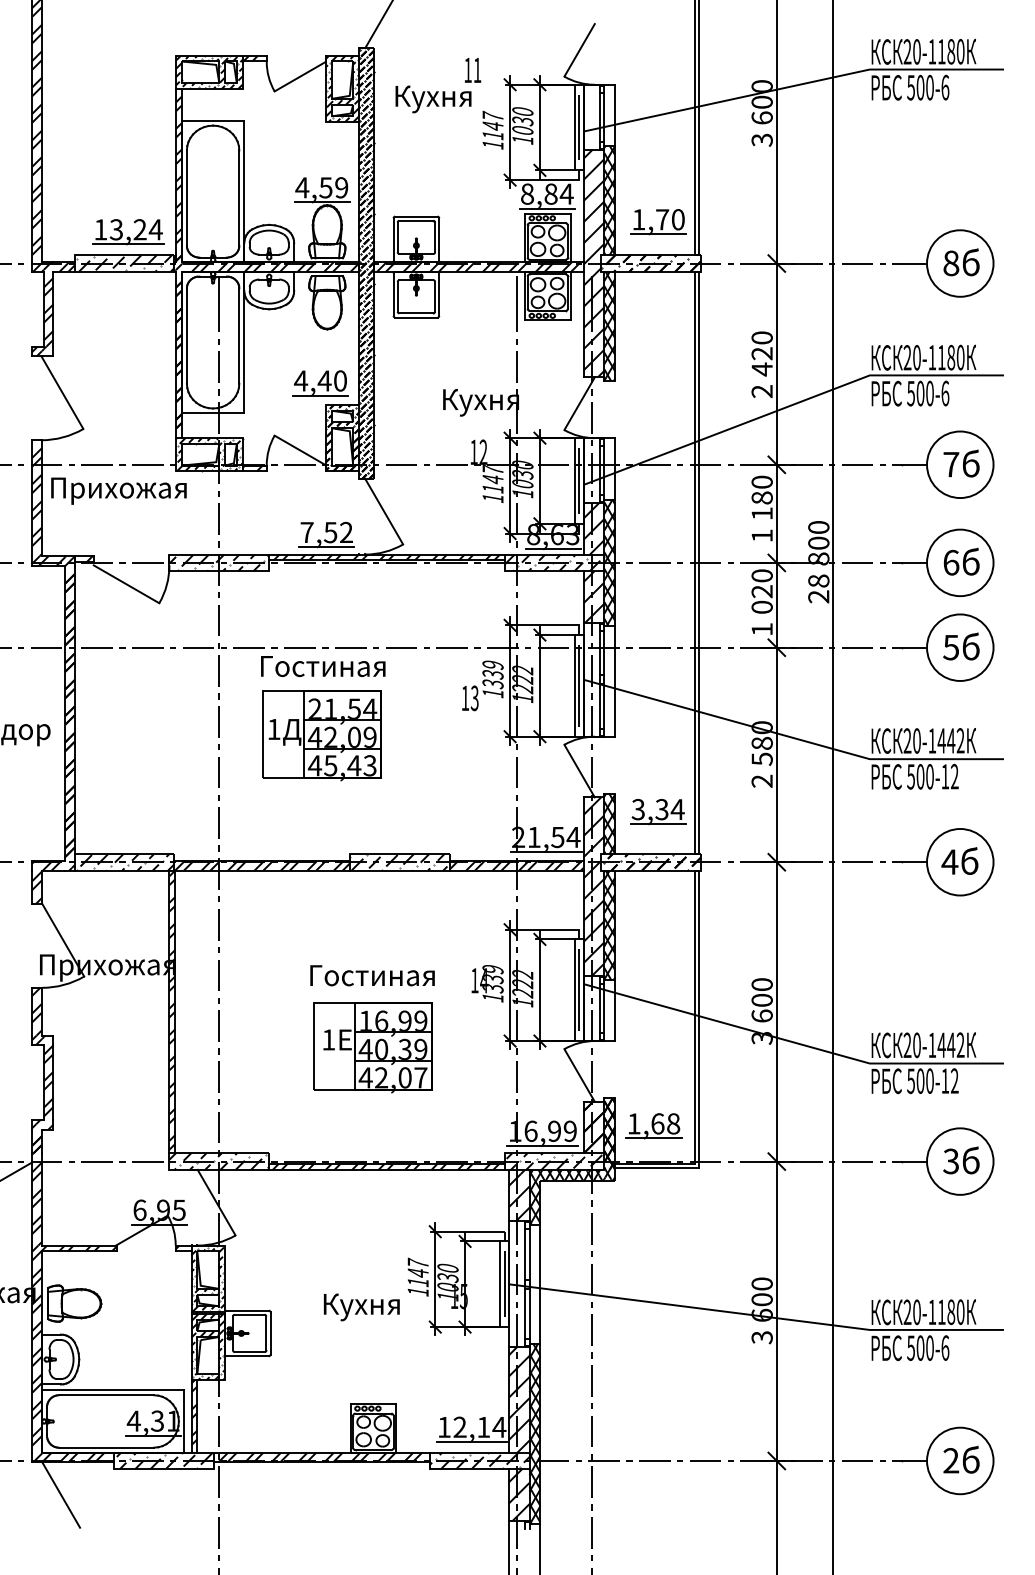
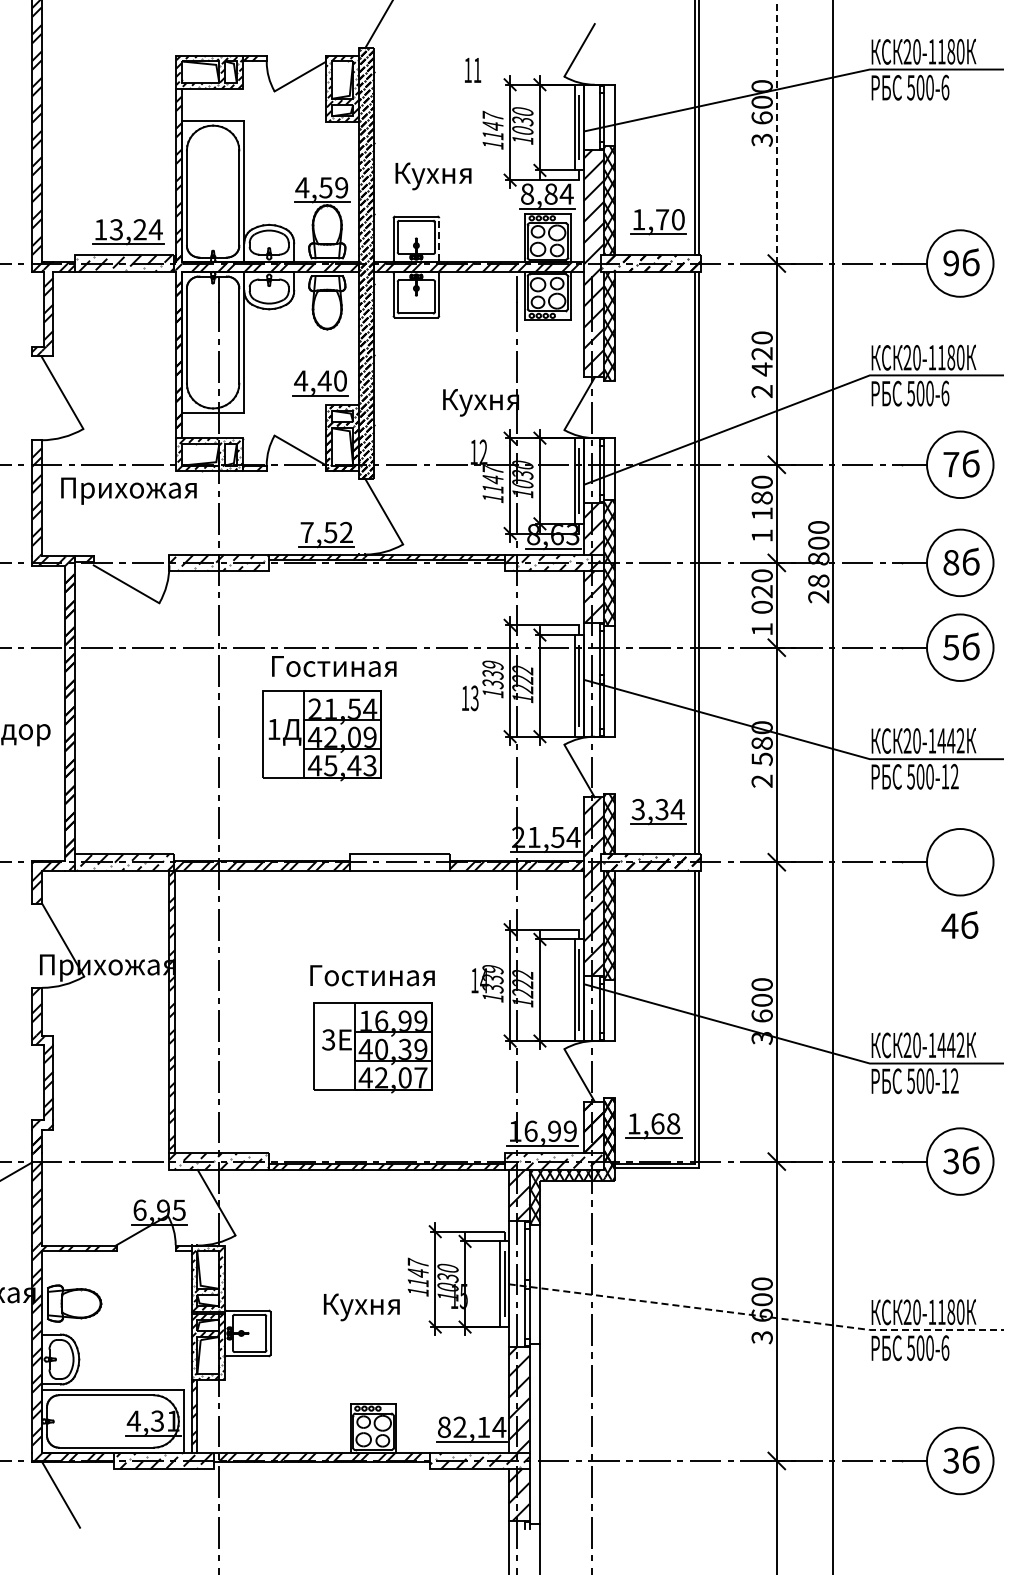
text position: (433, 99) -> (433, 176) (433, 176)
line: solid -> dashed (776, 131)
line: solid -> dashed (439, 238)
text: 8 -> 9 (951, 263)
text position: (118, 490) -> (128, 490) (128, 490)
text: 6 -> 8 (951, 562)
text position: (323, 666) -> (334, 666) (334, 666)
text position: (959, 860) -> (959, 924) (959, 924)
hatch: present -> none (398, 861)
text: 1 -> 3 (328, 1039)
line: solid -> dashed (756, 1315)
text: 12,14 -> 82,14 (444, 1427)
hatch: present -> none (534, 1433)
text: 2 -> 3 (951, 1460)
